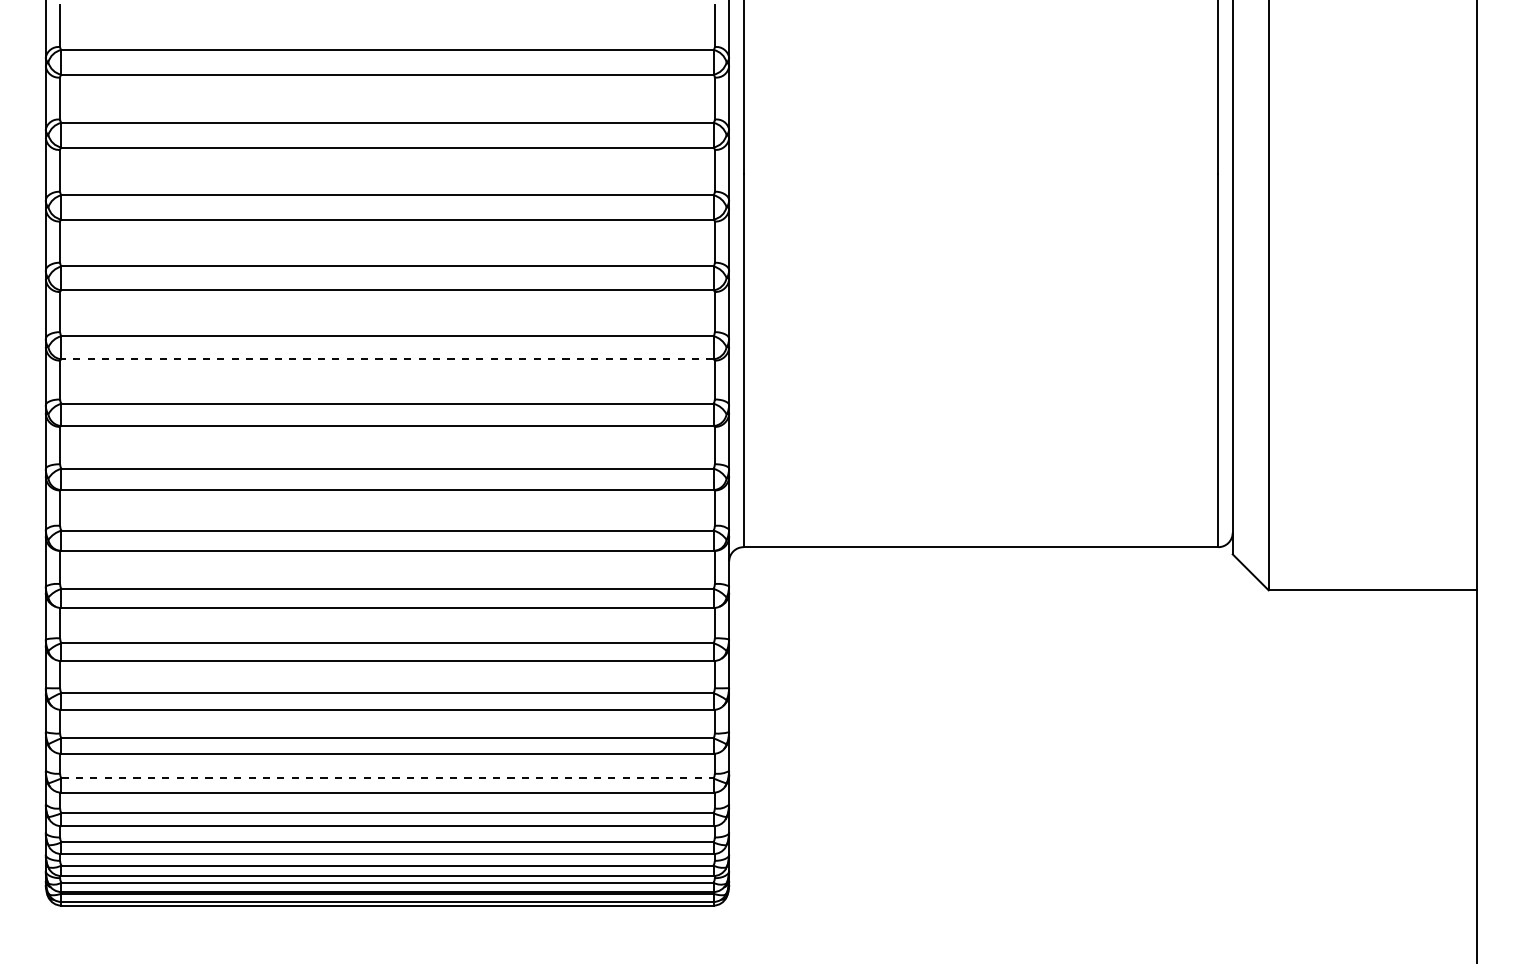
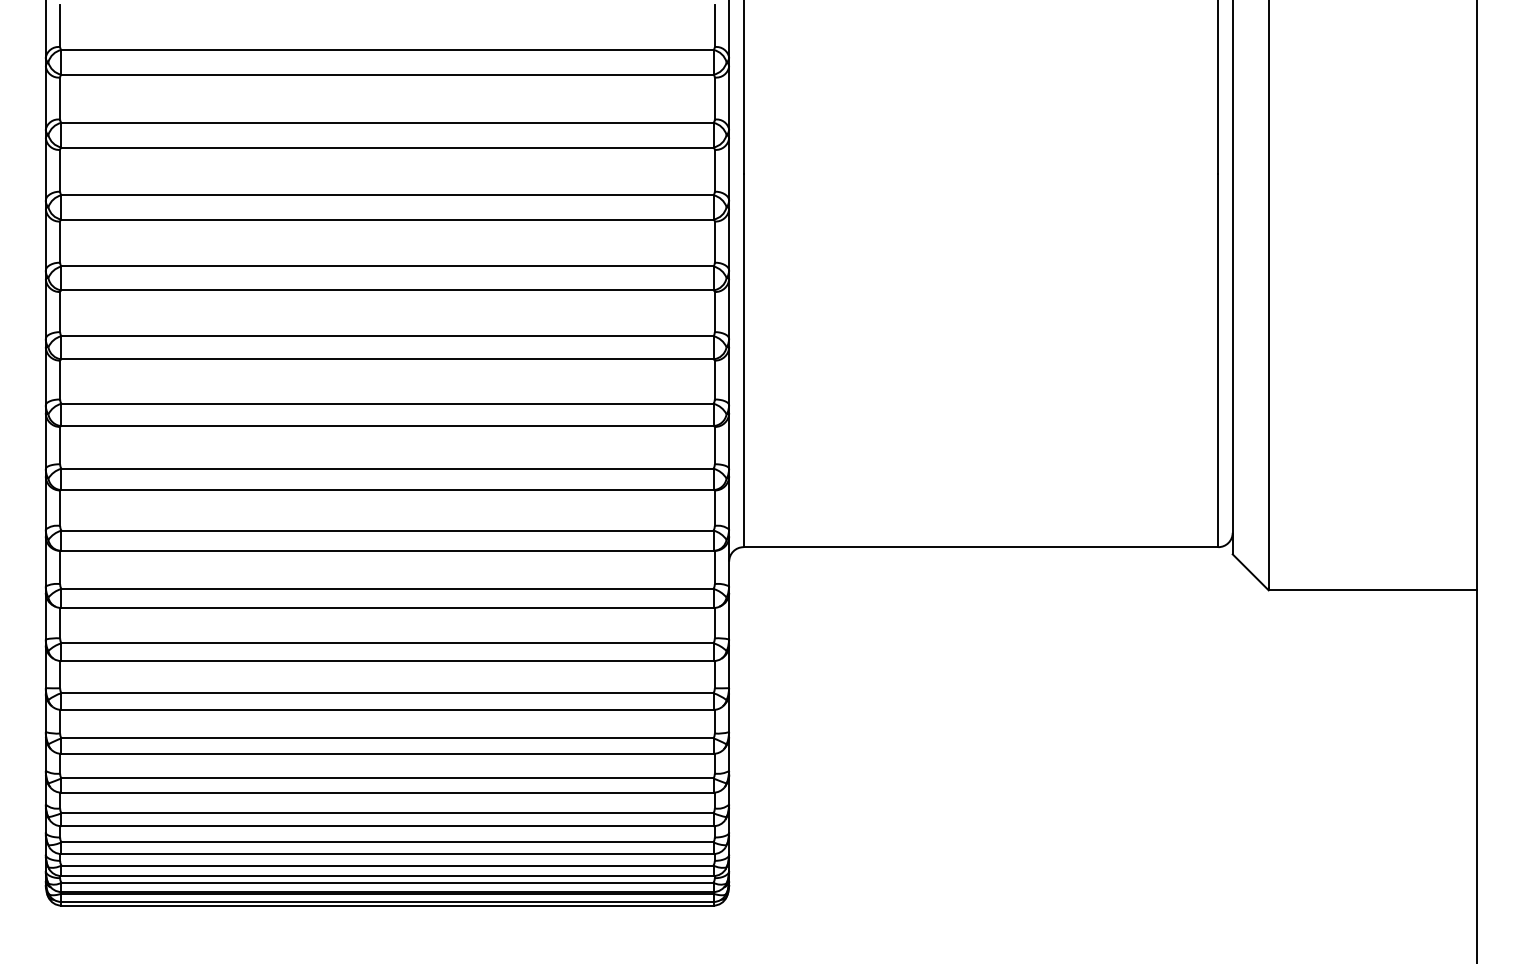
line: dashed -> solid (386, 359)
line: dashed -> solid (387, 778)
